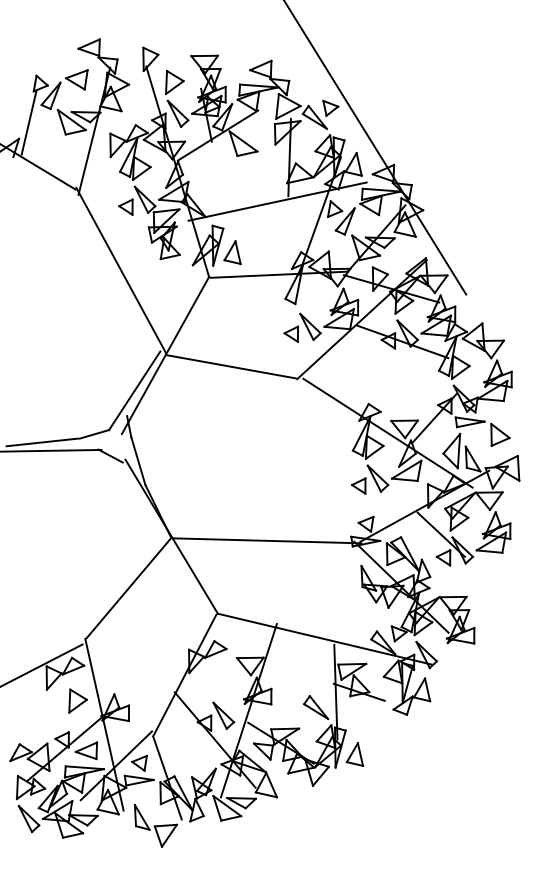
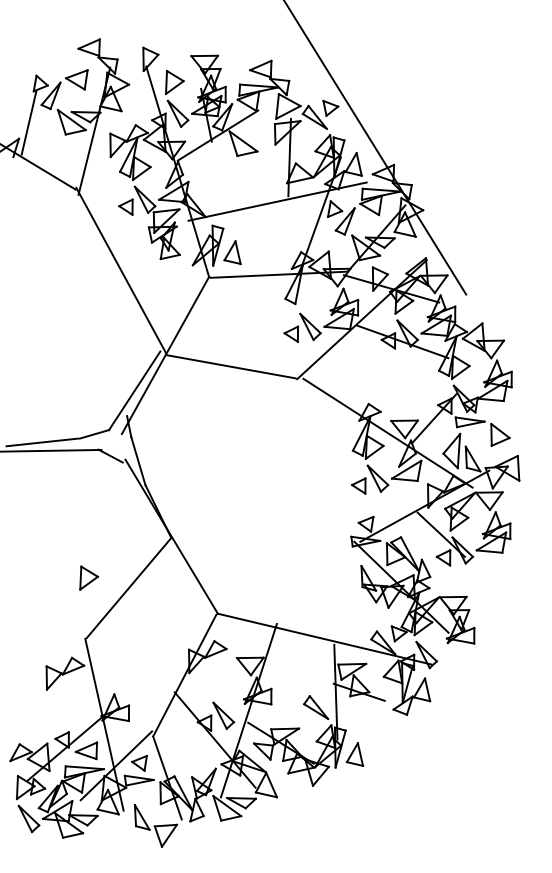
line: present -> none (267, 540)
line: present -> none (42, 664)
part position: (77, 700) -> (88, 577) (88, 577)
